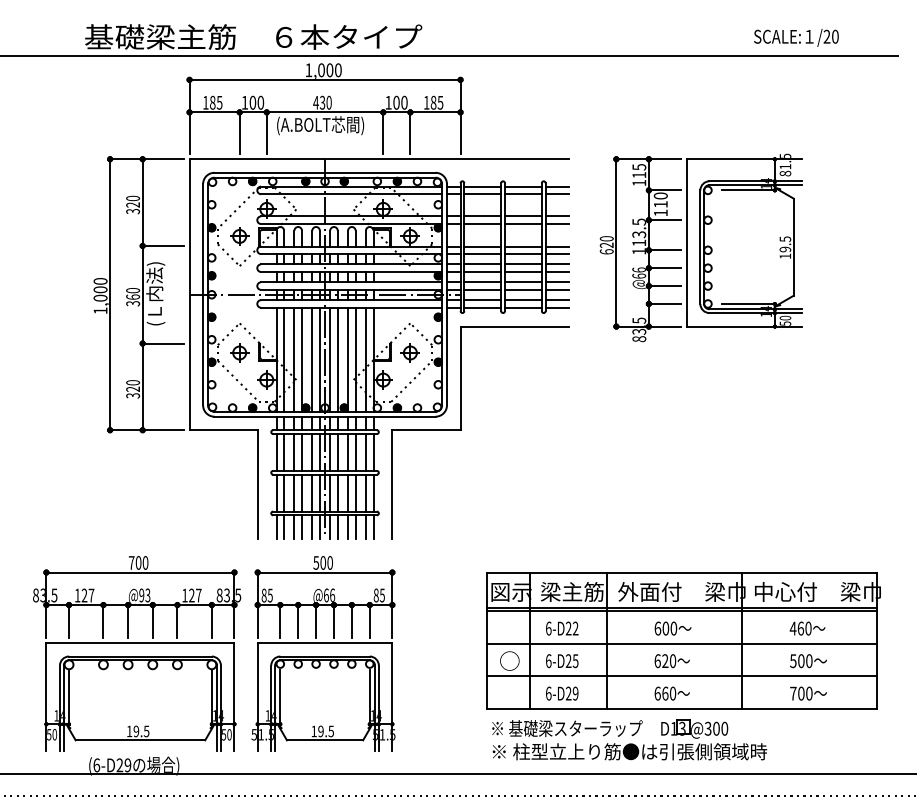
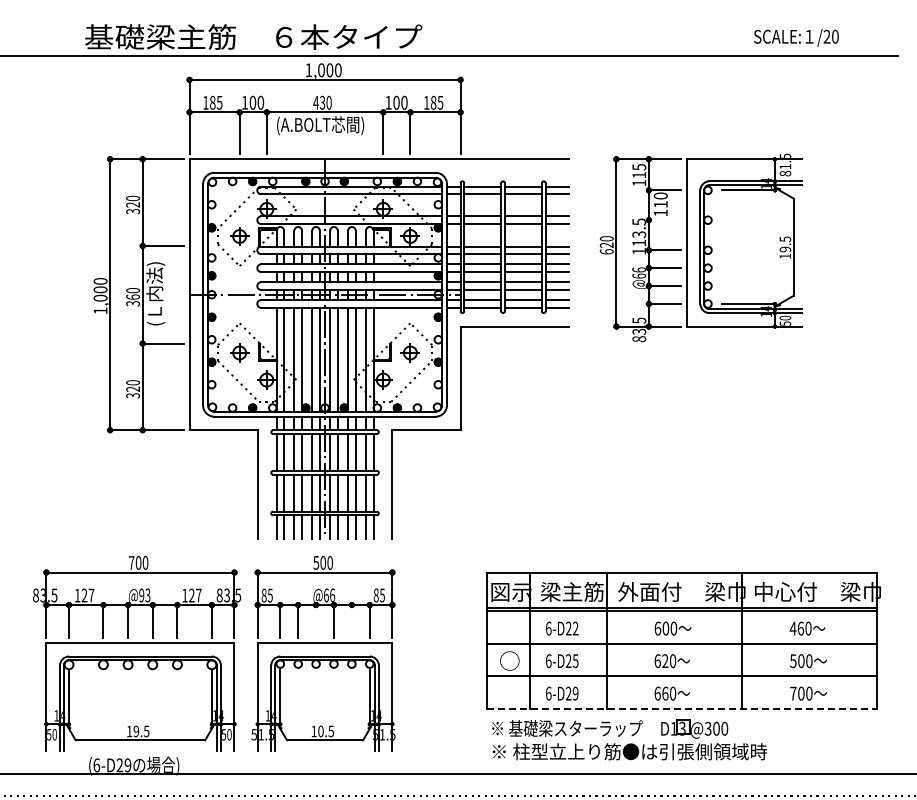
line: present -> none (664, 220)
line: present -> none (316, 621)
line: present -> none (351, 621)
line: solid -> dashed (682, 708)
text: 19.5 -> 10.5 (320, 731)
